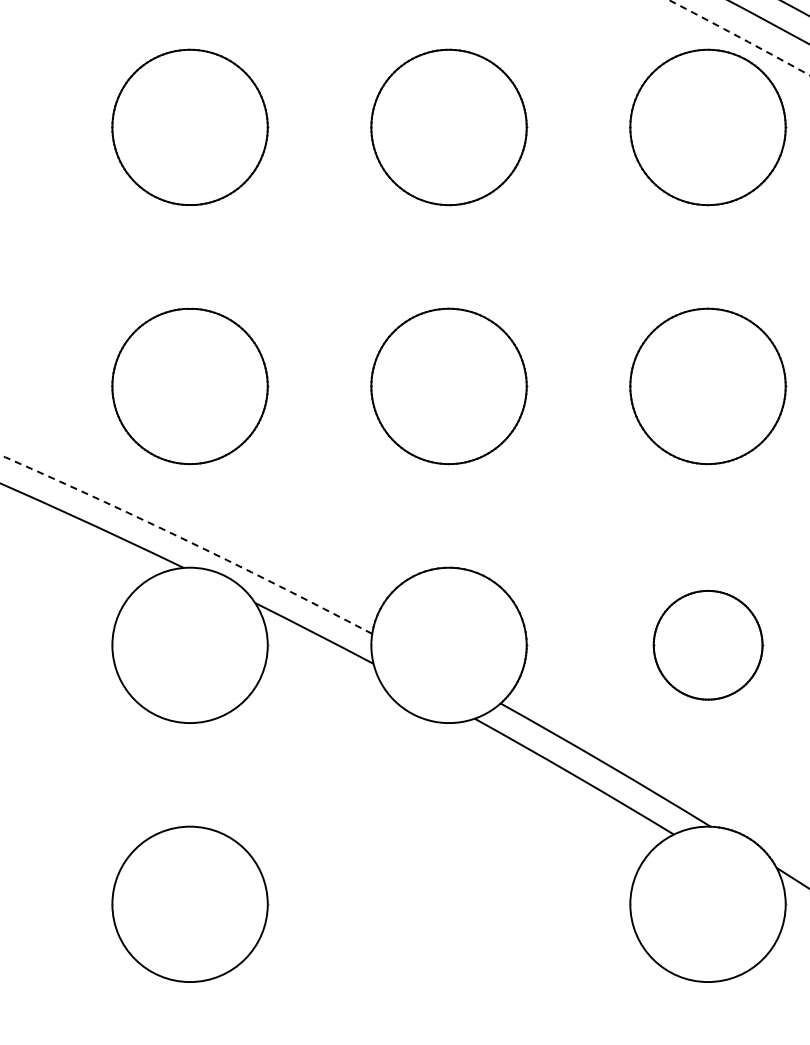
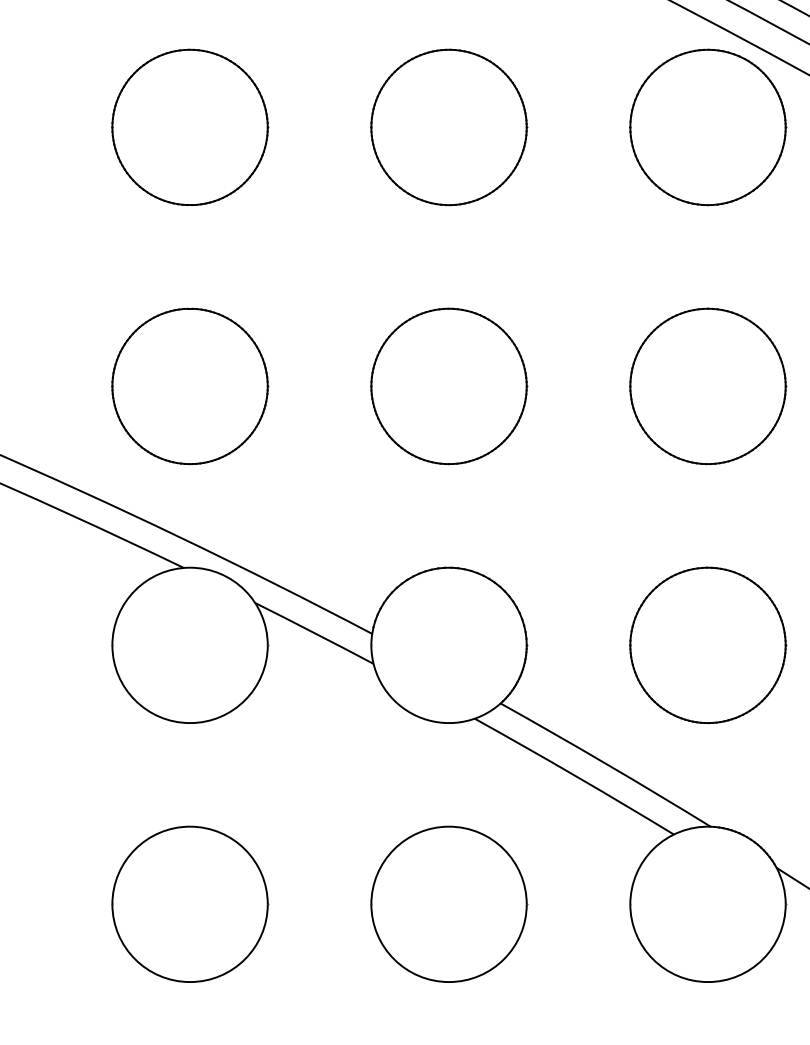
arc: dashed -> solid (739, 37)
arc: dashed -> solid (187, 540)
part size: 113x112 px -> 159x158 px (708, 644)
part: none -> present (449, 903)
